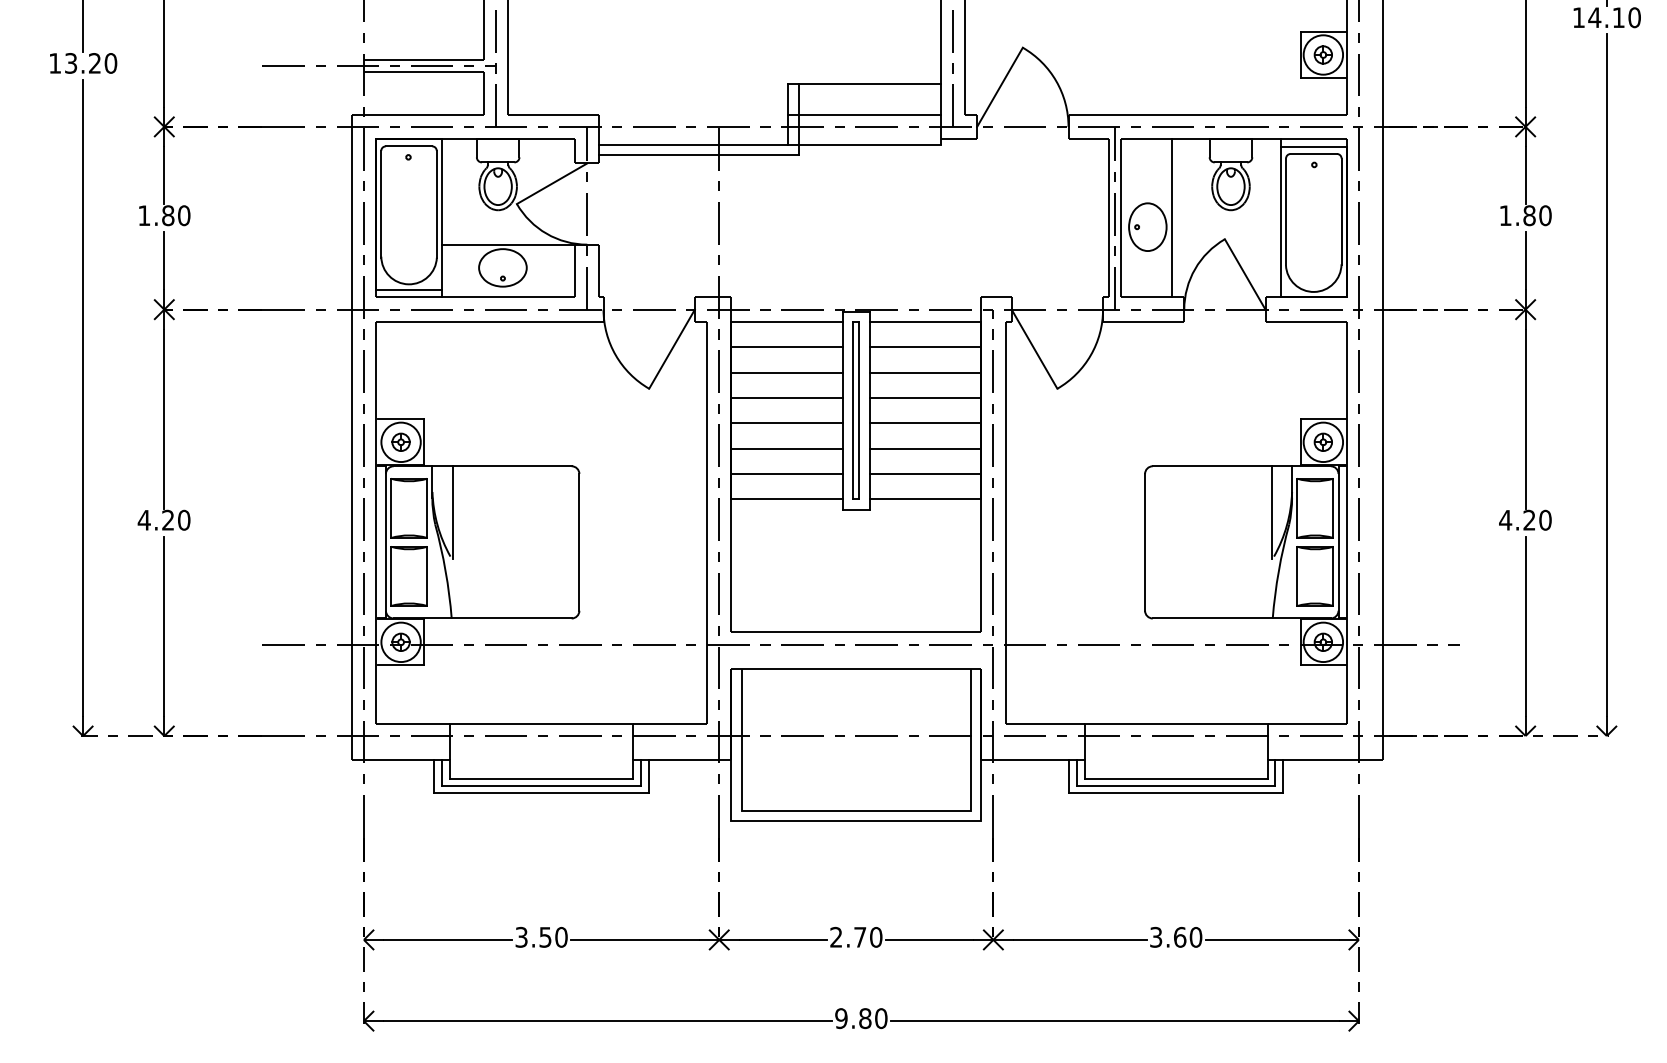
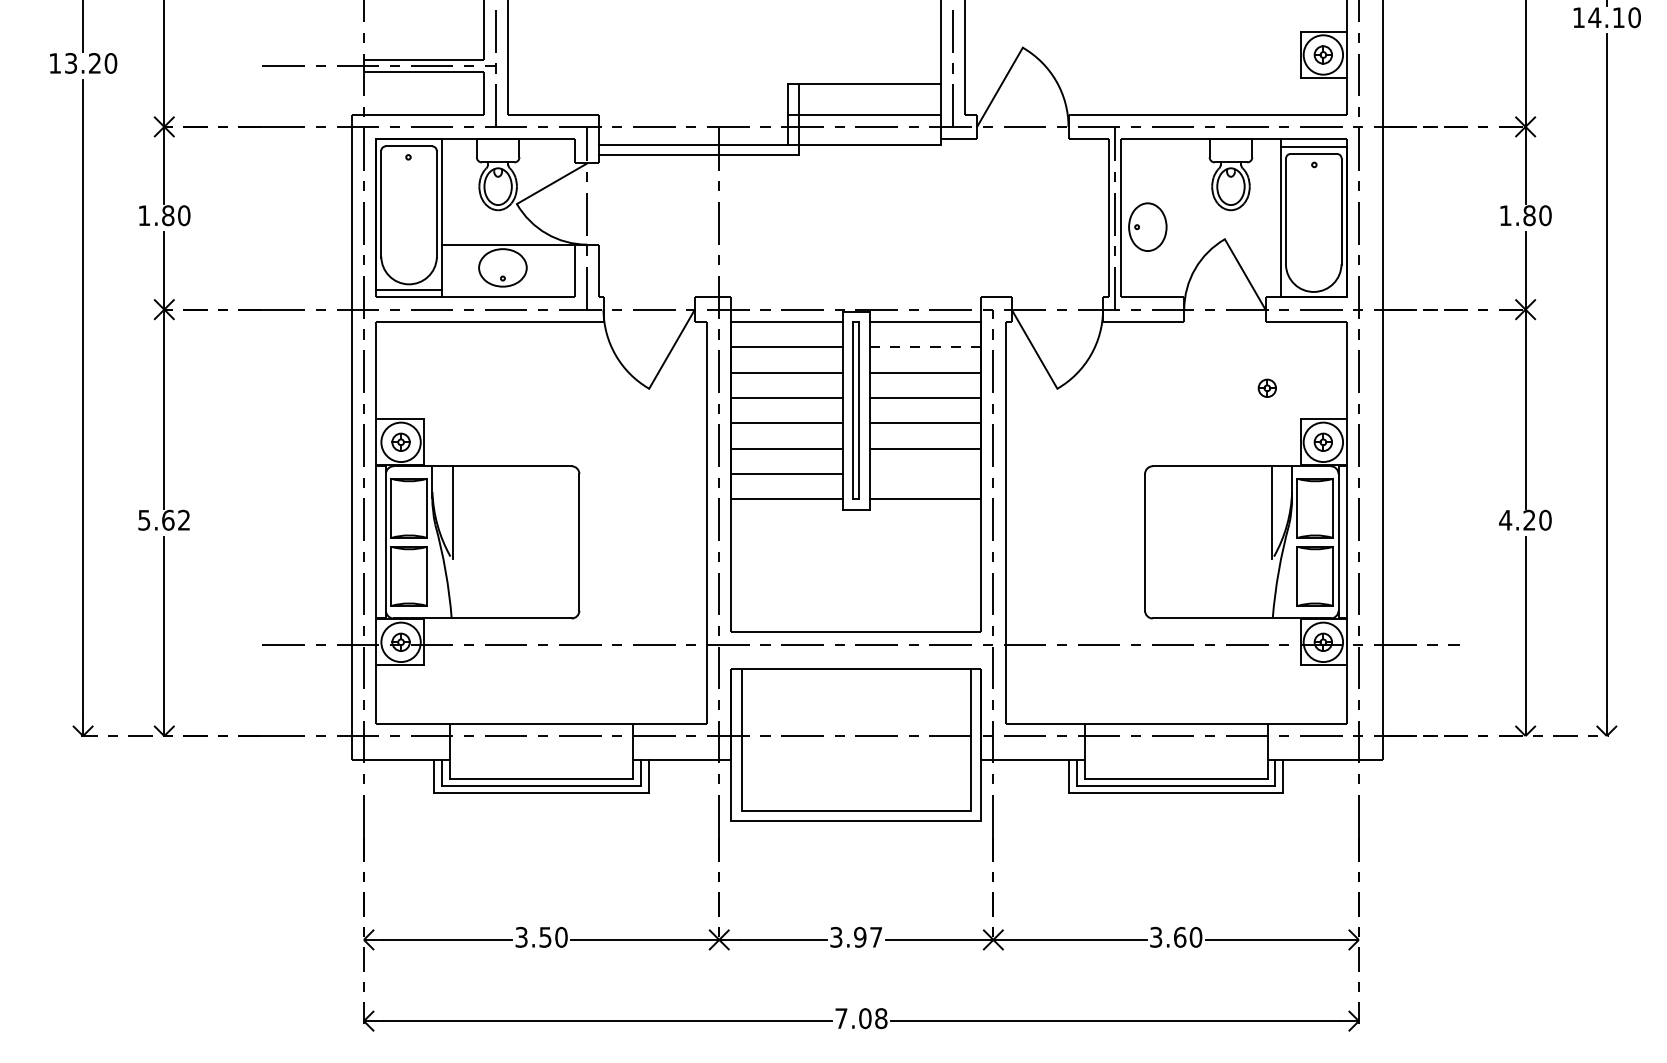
line: present -> none (1172, 218)
line: solid -> dashed (925, 347)
part: none -> present (1266, 387)
line: present -> none (925, 474)
text: 4.20 -> 5.62 (163, 519)
text: 2.70 -> 3.97 (856, 936)
text: 9.80 -> 7.08 (861, 1018)
